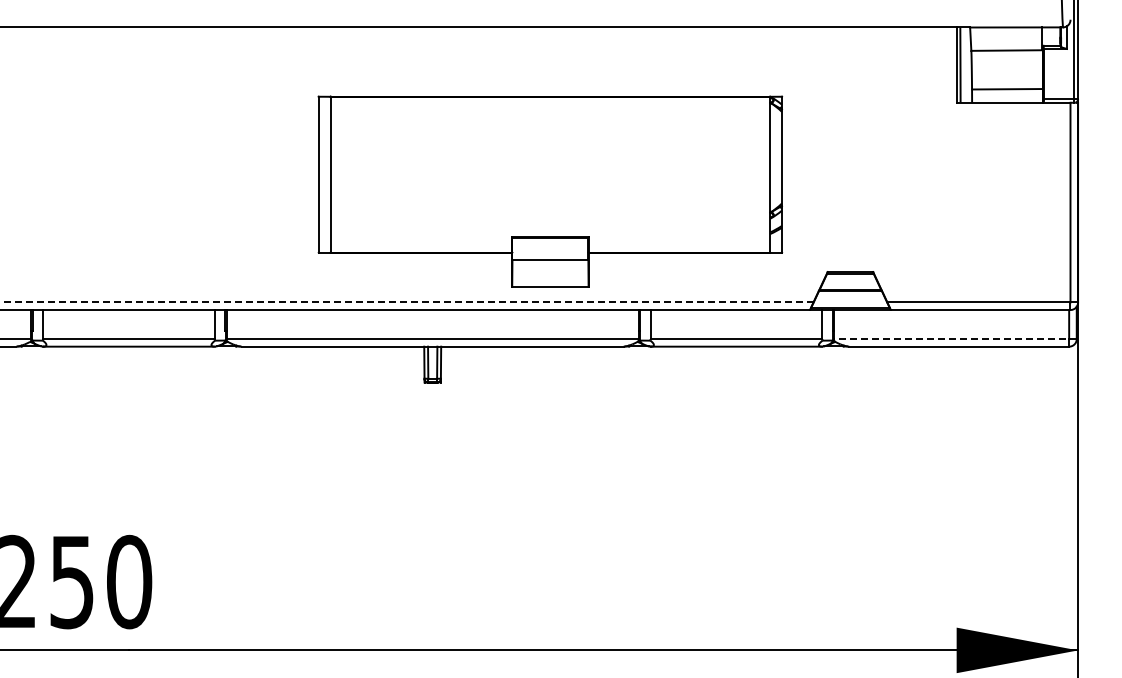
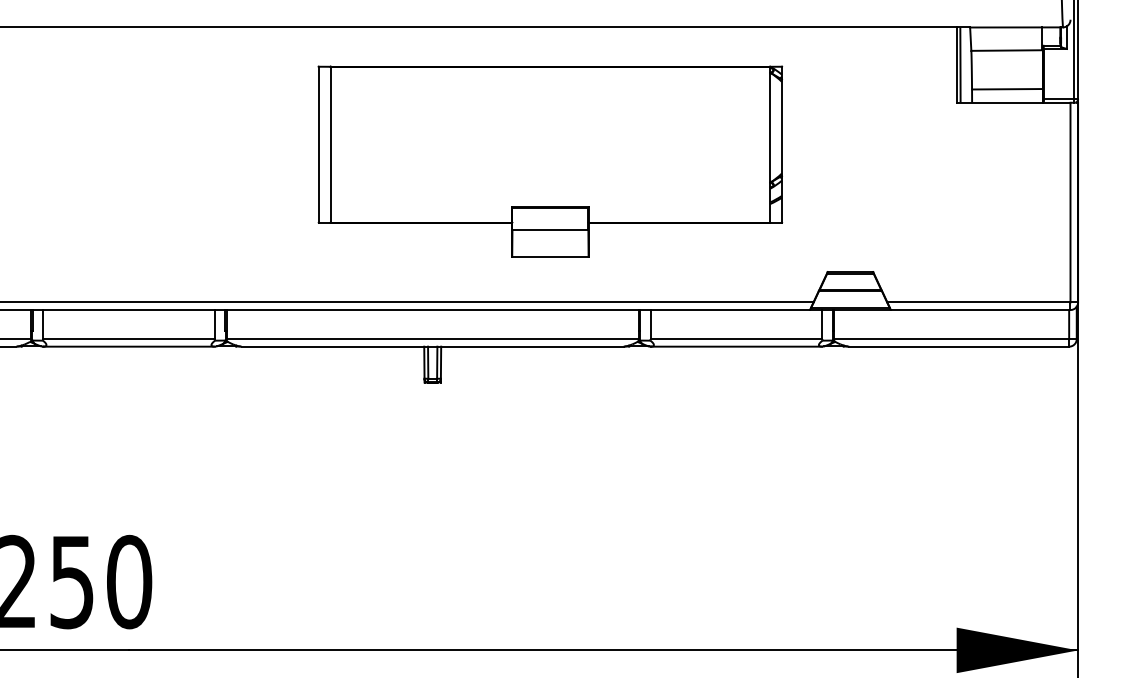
part position: (550, 191) -> (550, 161) (550, 161)
line: dashed -> solid (406, 302)
line: dashed -> solid (954, 339)
